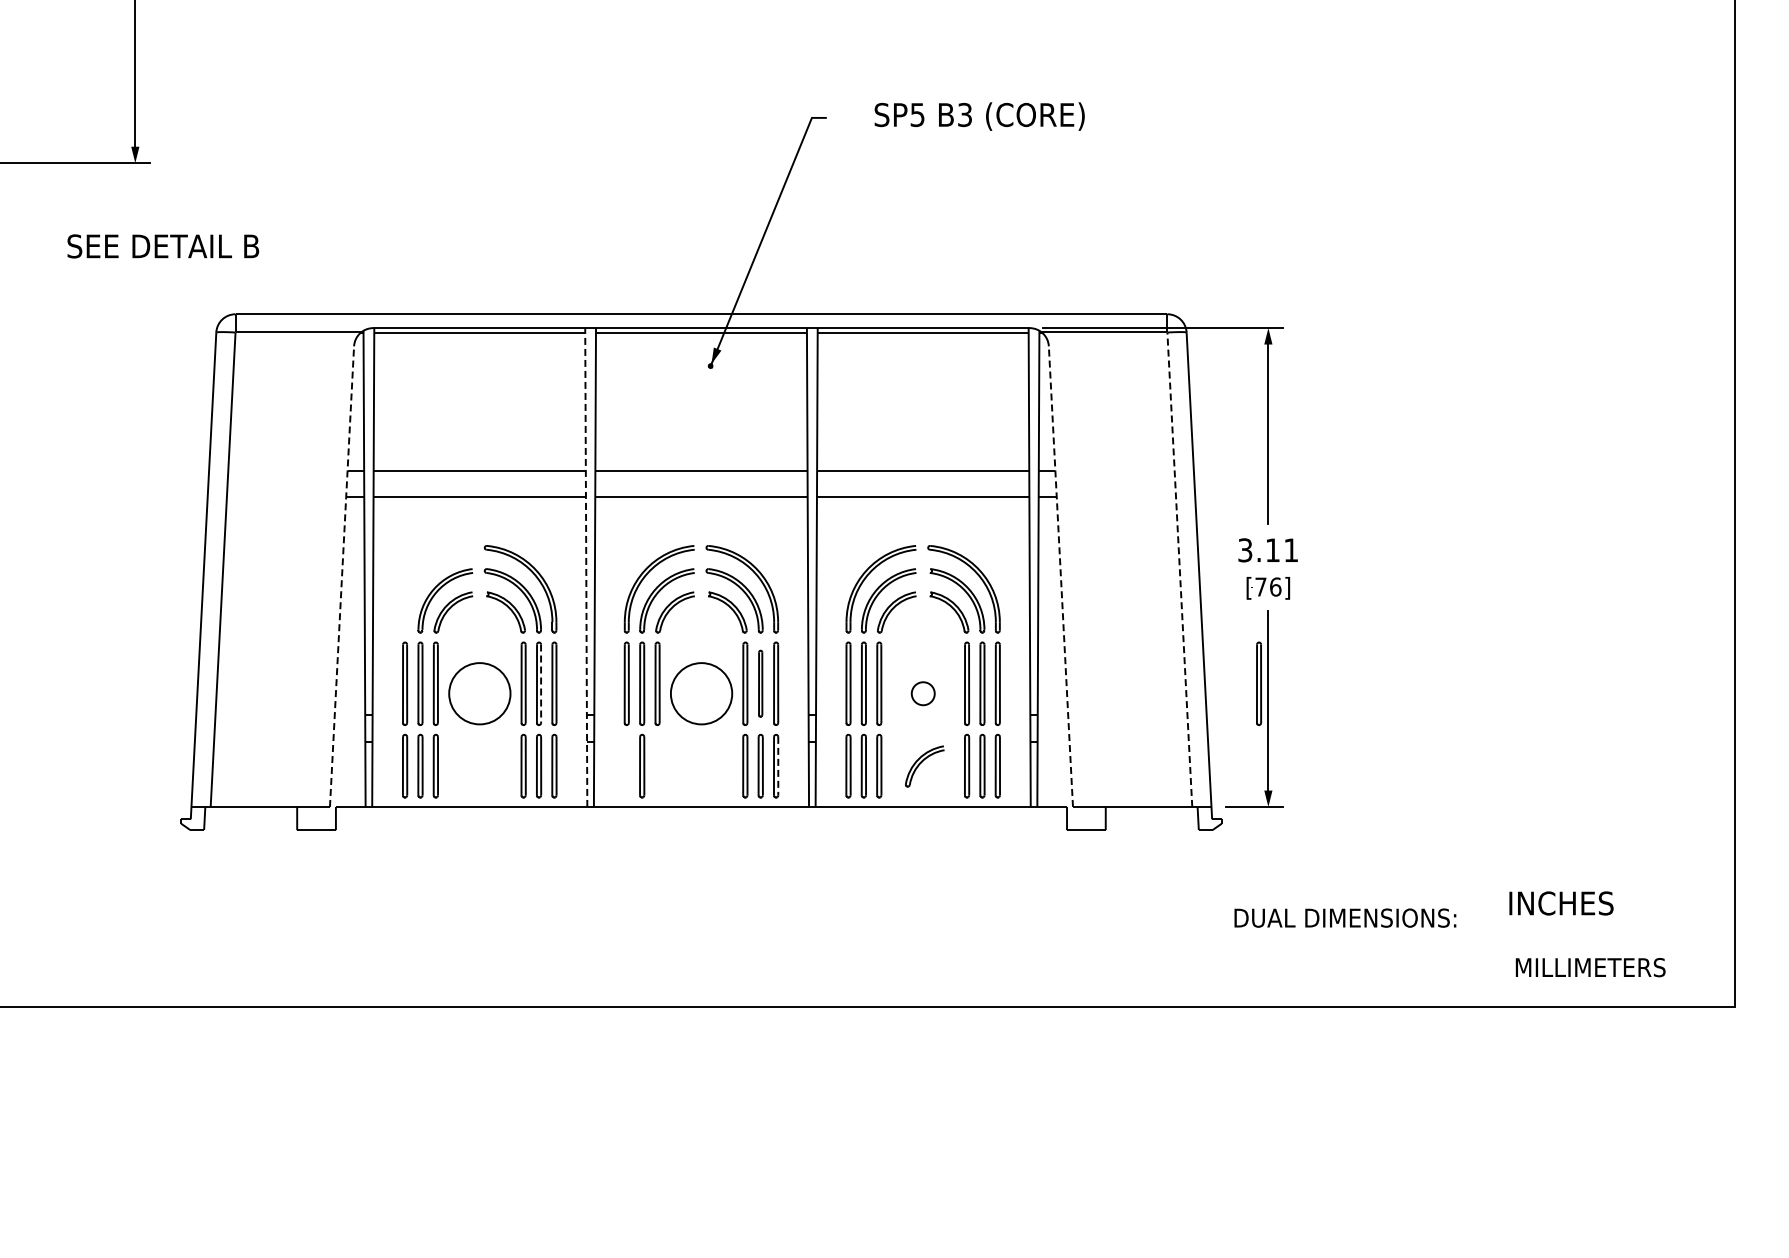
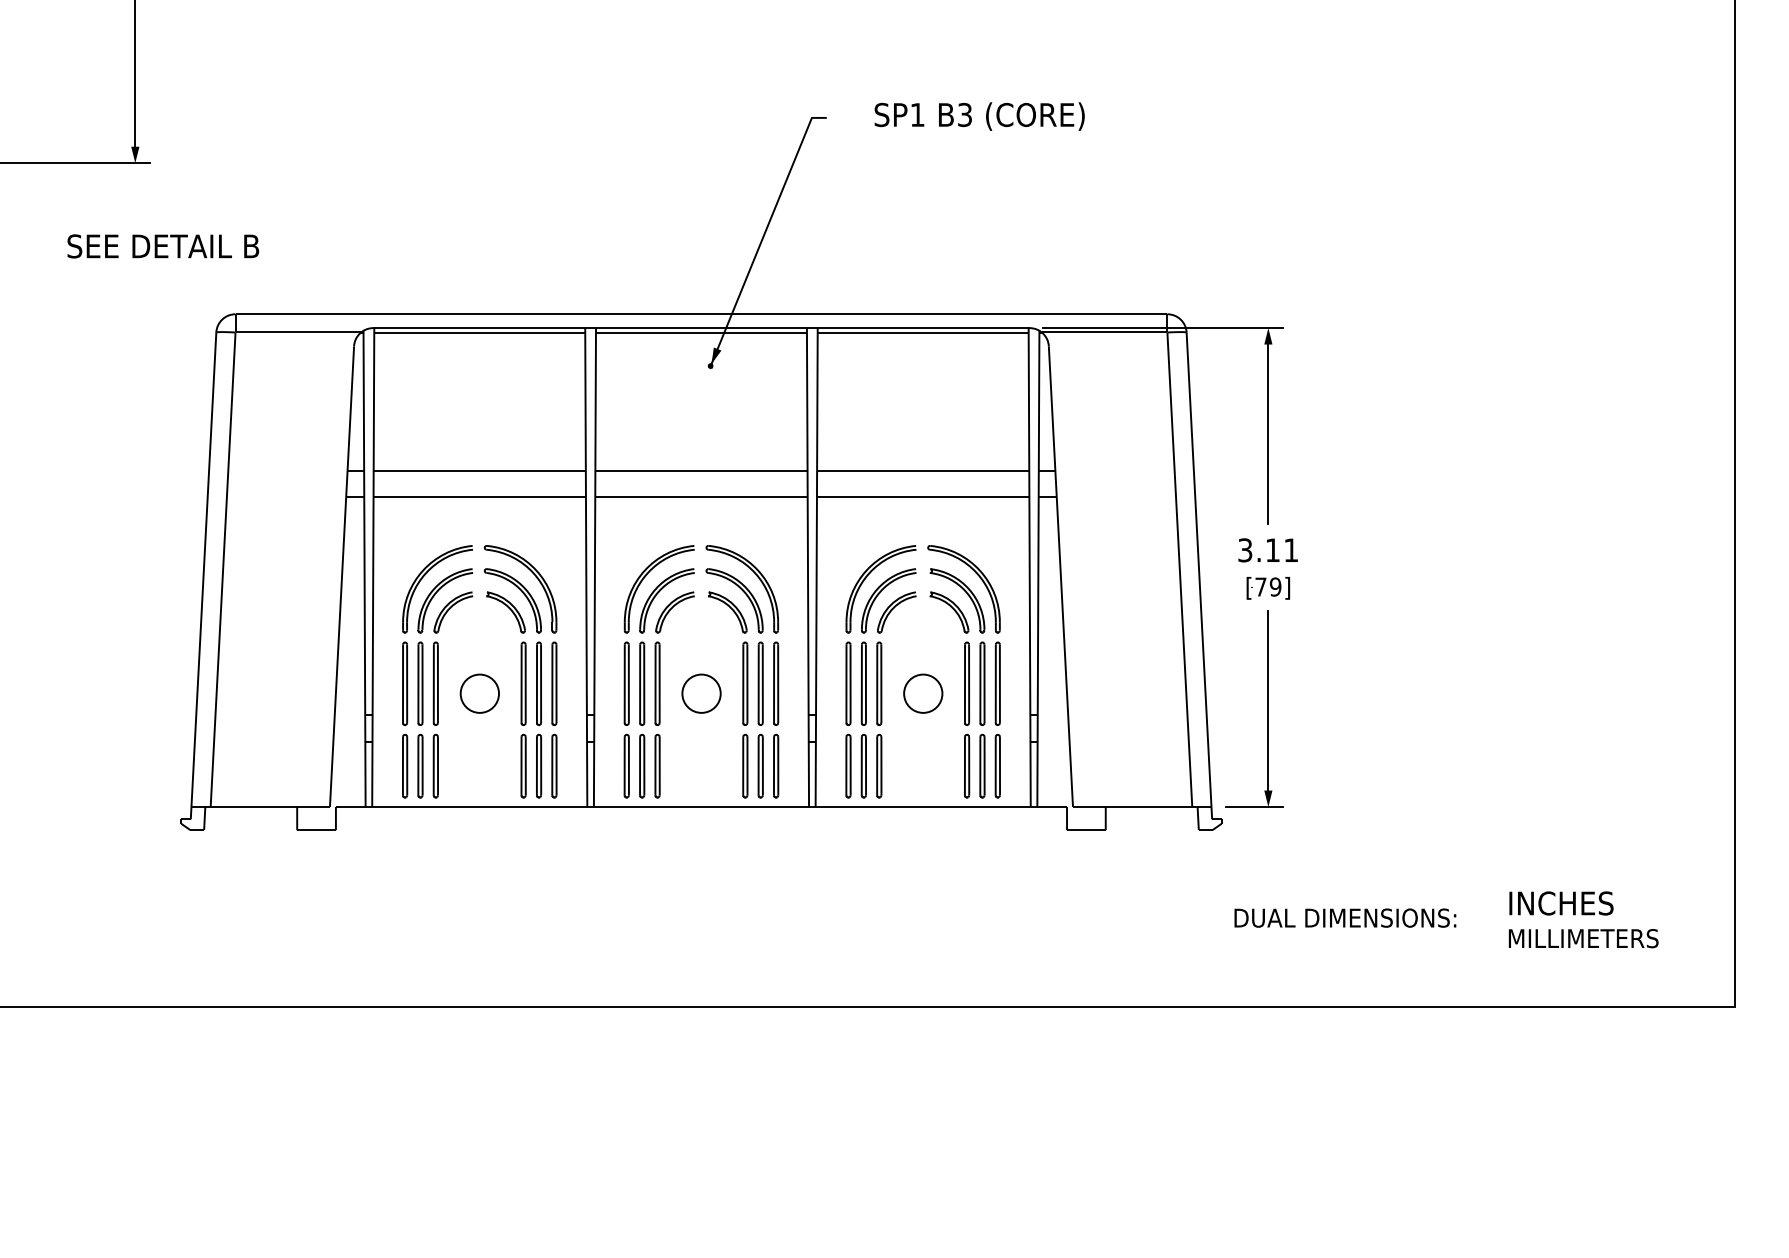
text: SP5 -> SP1 (917, 115)
line: dashed -> solid (586, 567)
line: dashed -> solid (1179, 569)
line: dashed -> solid (342, 576)
line: dashed -> solid (1060, 576)
part: none -> present (422, 579)
text: [76] -> [79] (1275, 586)
part size: 6x69 px -> 7x85 px (760, 683)
part: present -> none (1258, 683)
line: dashed -> solid (541, 684)
circle diameter: 61 px -> 38 px (479, 693)
circle diameter: 61 px -> 38 px (701, 693)
circle diameter: 23 px -> 38 px (923, 693)
part: none -> present (626, 765)
part: none -> present (657, 765)
line: dashed -> solid (778, 766)
part: present -> none (924, 766)
text position: (1590, 967) -> (1583, 938) (1583, 938)
